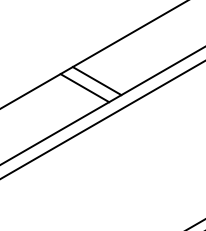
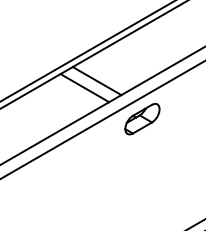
line: none -> present (87, 51)
part: none -> present (142, 119)
